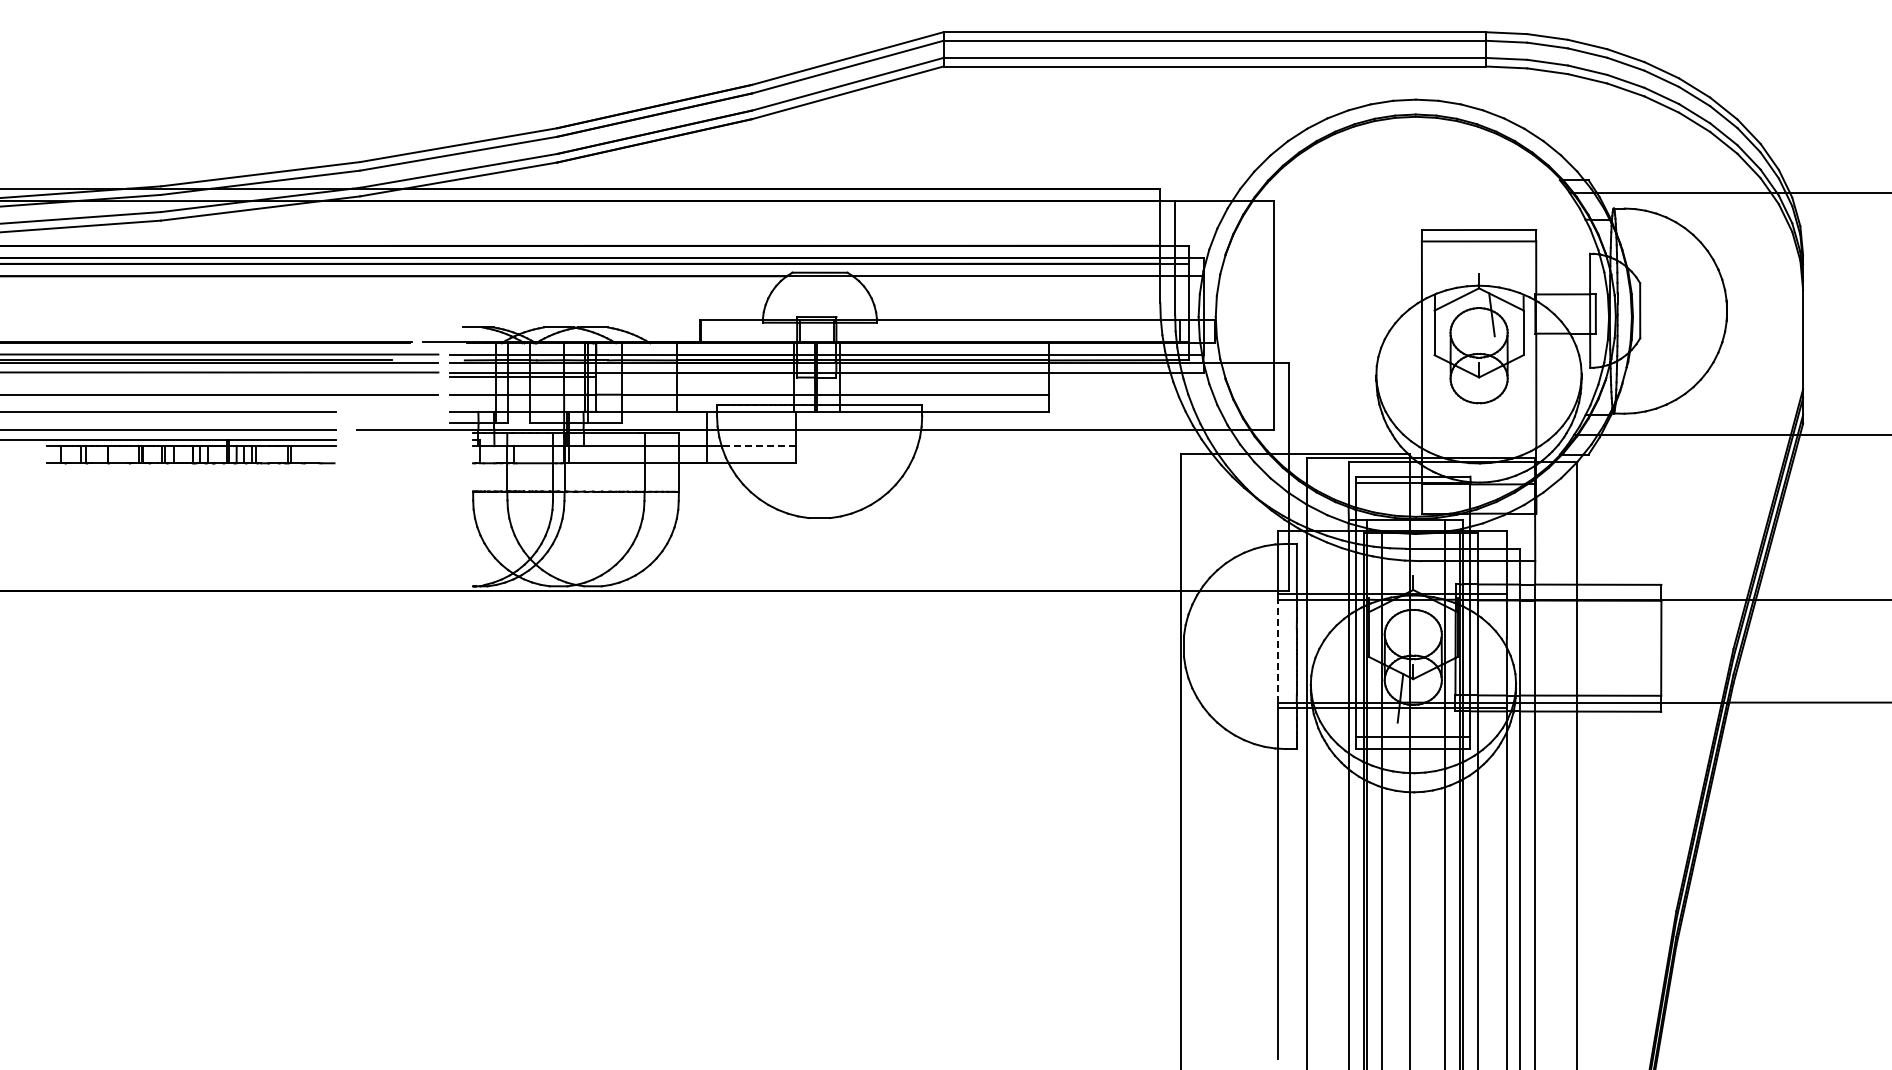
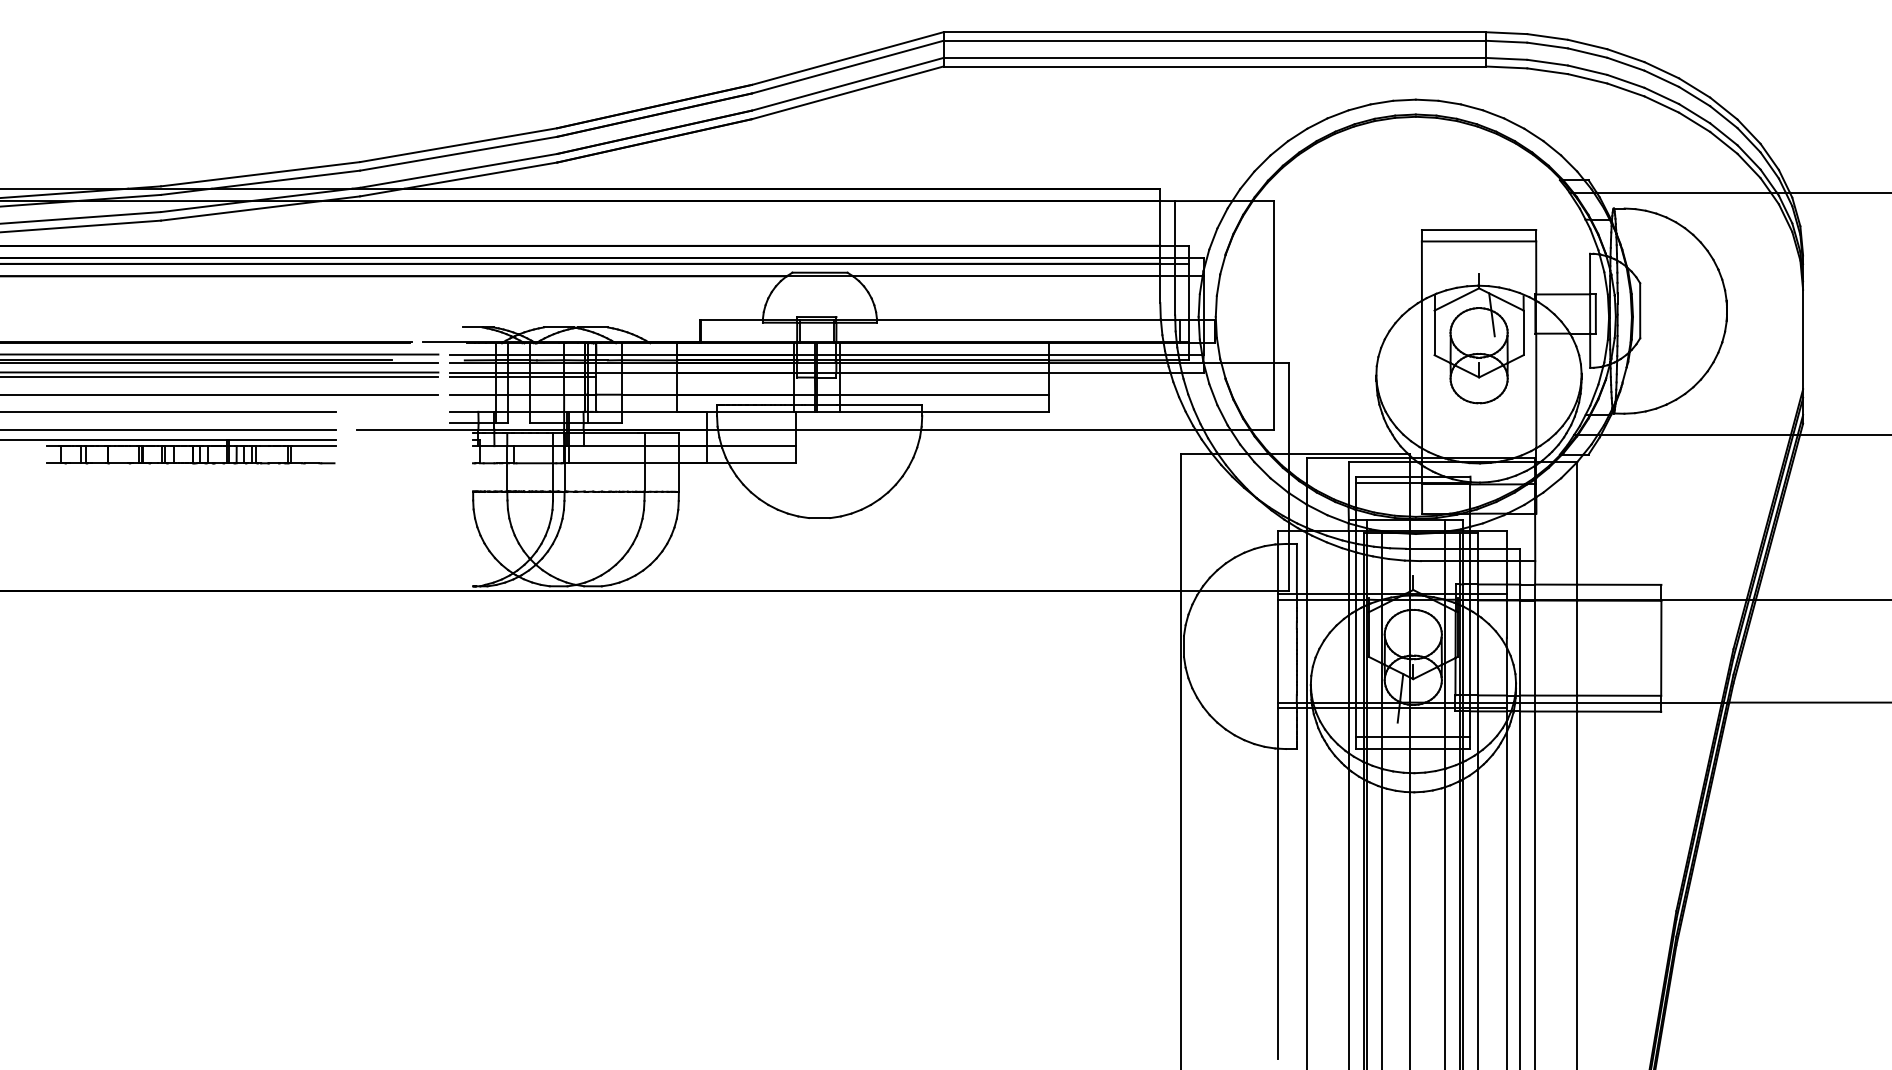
line: none -> present (220, 377)
line: dashed -> solid (758, 446)
line: dashed -> solid (1278, 650)
